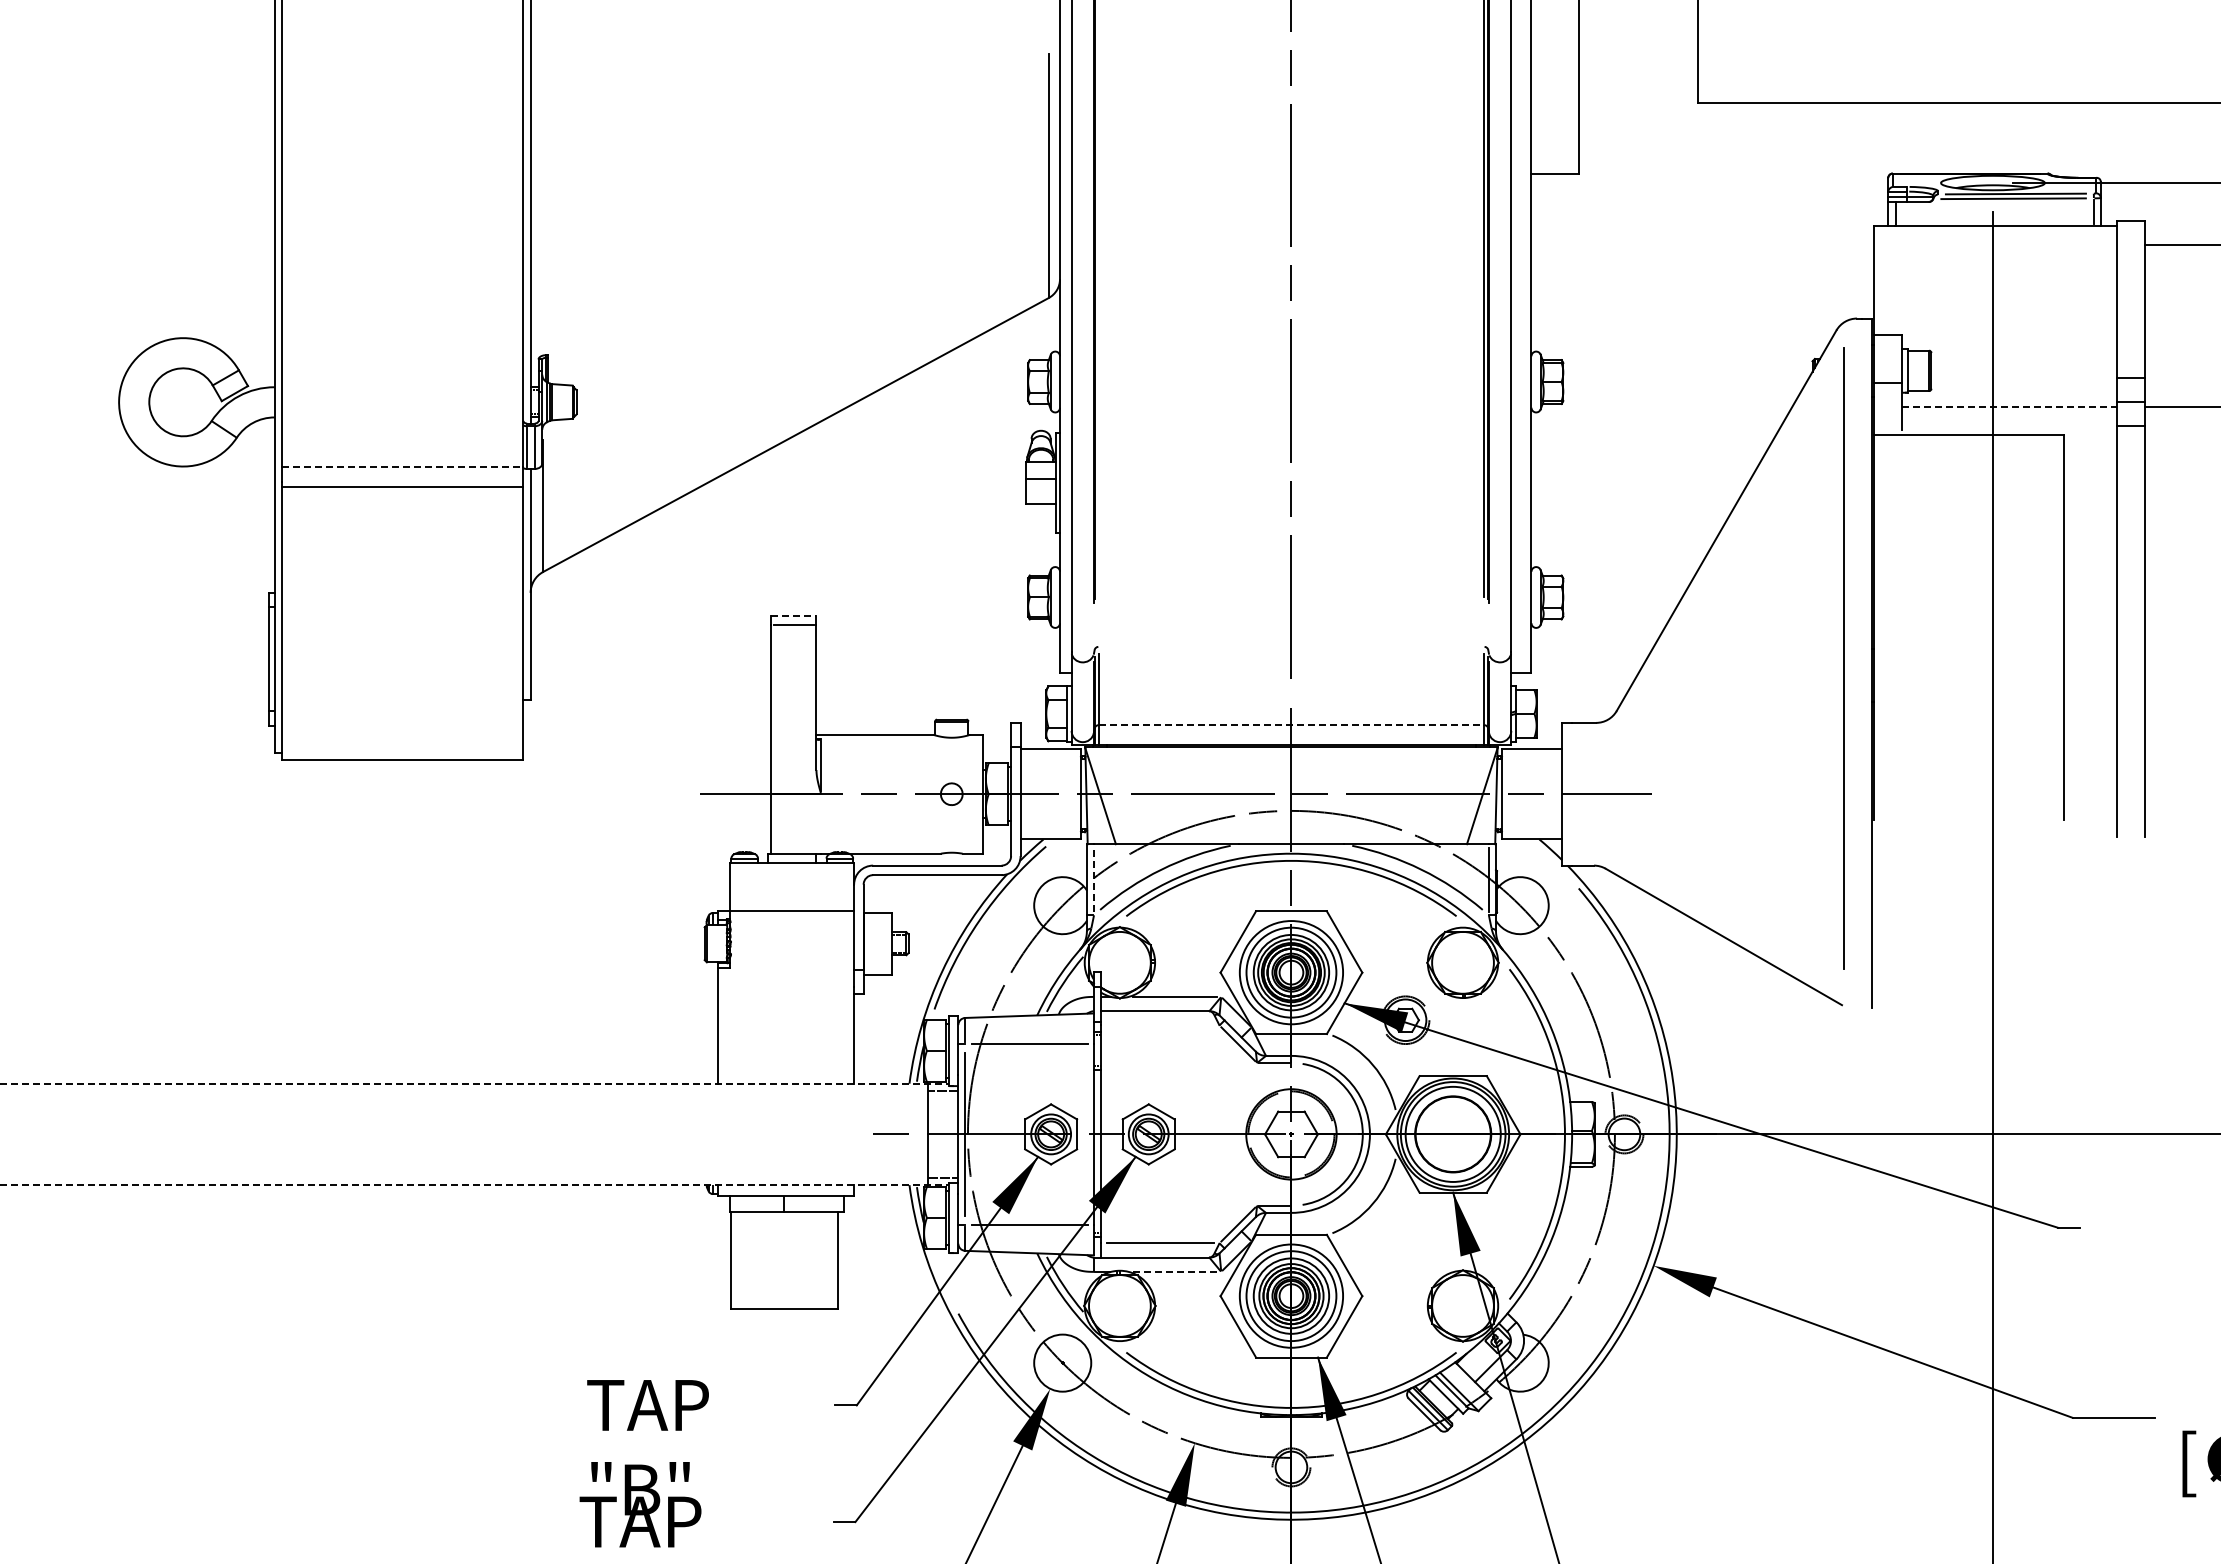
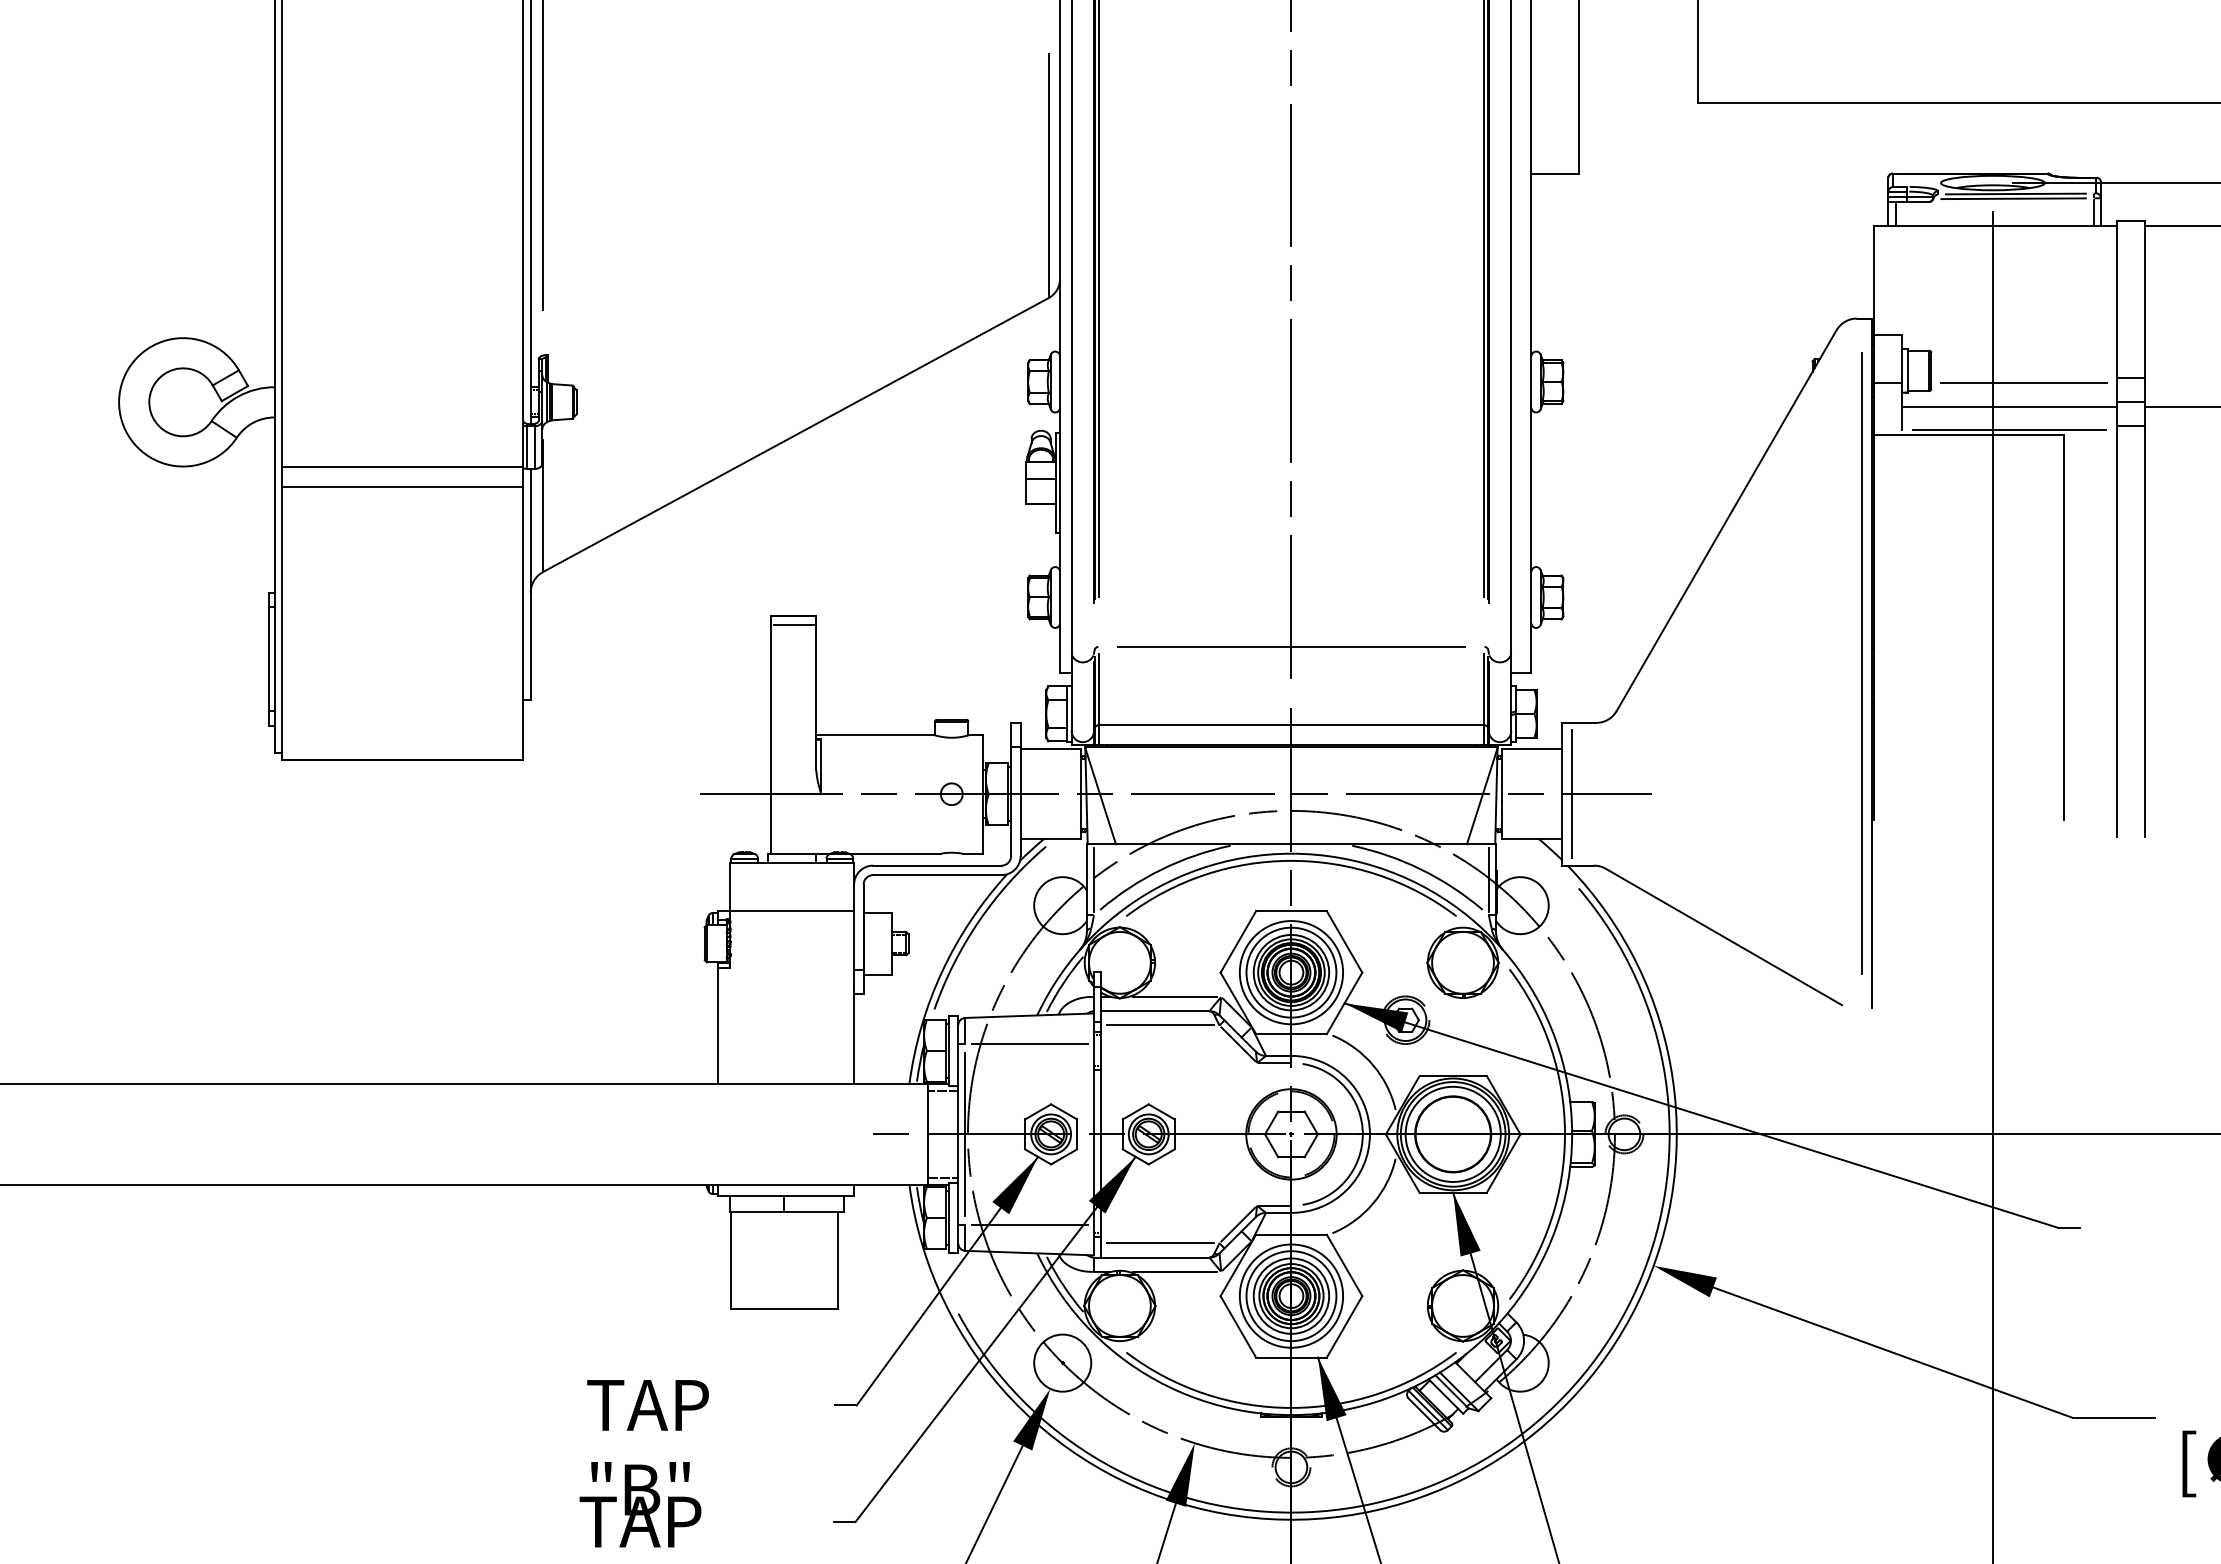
line: none -> present (543, 156)
line position: (2181, 244) -> (2181, 225) (2181, 225)
line: none -> present (1098, 299)
line: none -> present (2023, 382)
line: dashed -> solid (2009, 406)
line: none -> present (2009, 430)
line: dashed -> solid (402, 466)
line: dashed -> solid (793, 615)
line: none -> present (1291, 646)
line position: (1843, 658) -> (1861, 663) (1861, 663)
line: dashed -> solid (1291, 725)
line: none -> present (1572, 794)
line: dashed -> solid (1094, 879)
line: none -> present (1160, 1025)
line: dashed -> solid (475, 1083)
line: dashed -> solid (475, 1185)
line: dashed -> solid (1175, 1271)
